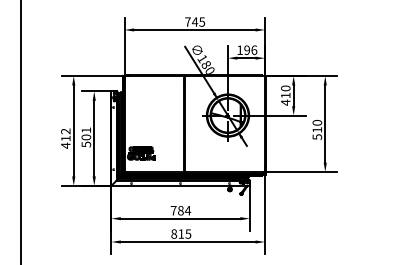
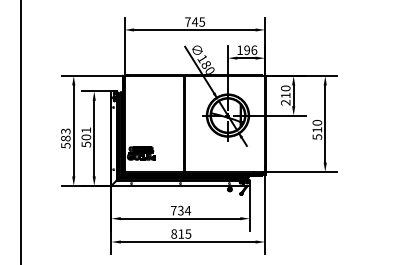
text: 410 -> 210 (285, 102)
text: 412 -> 583 (65, 138)
text: 784 -> 734 (180, 210)
